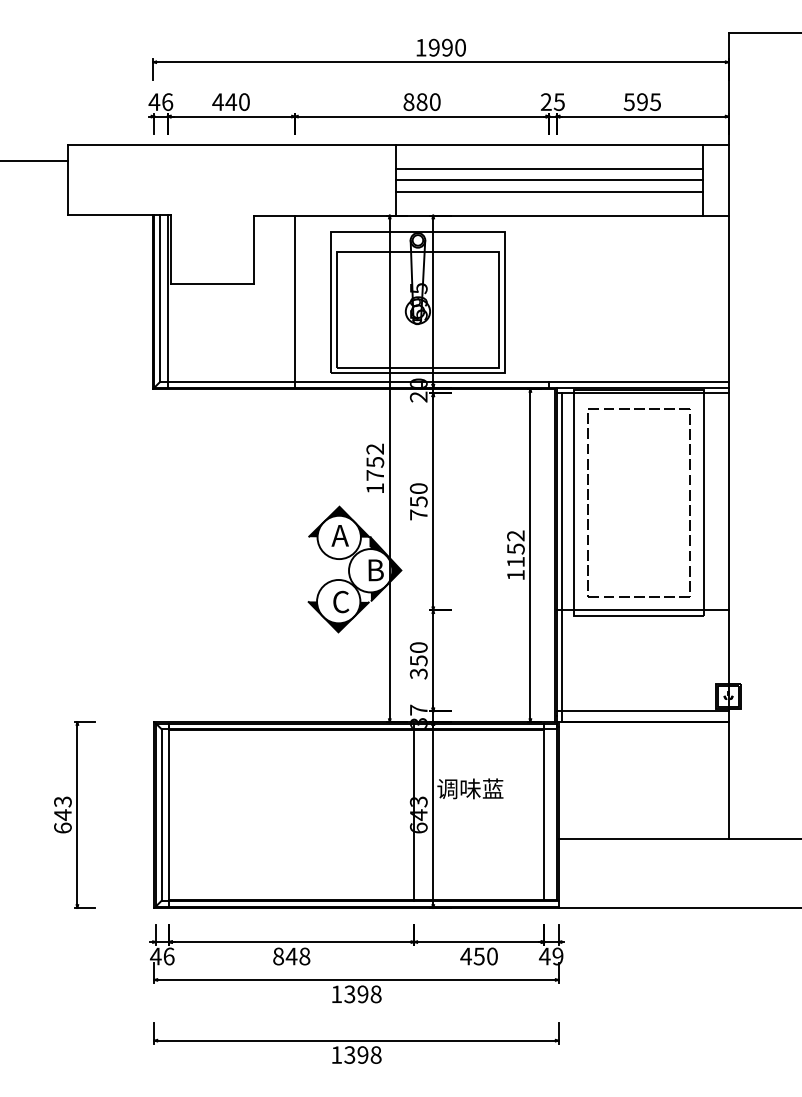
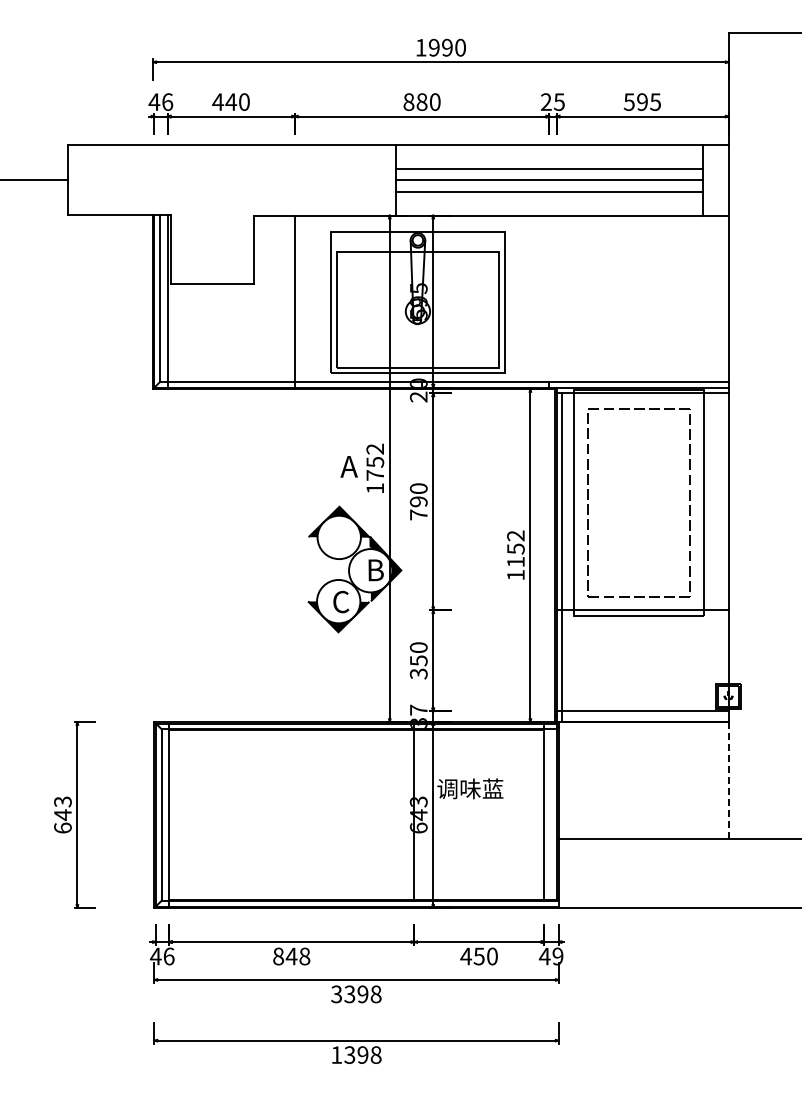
line position: (35, 161) -> (35, 180) (35, 180)
text: 750 -> 790 (418, 501)
text position: (339, 535) -> (348, 466) (348, 466)
line: solid -> dashed (728, 780)
text: 1398 -> 3398 (336, 994)
